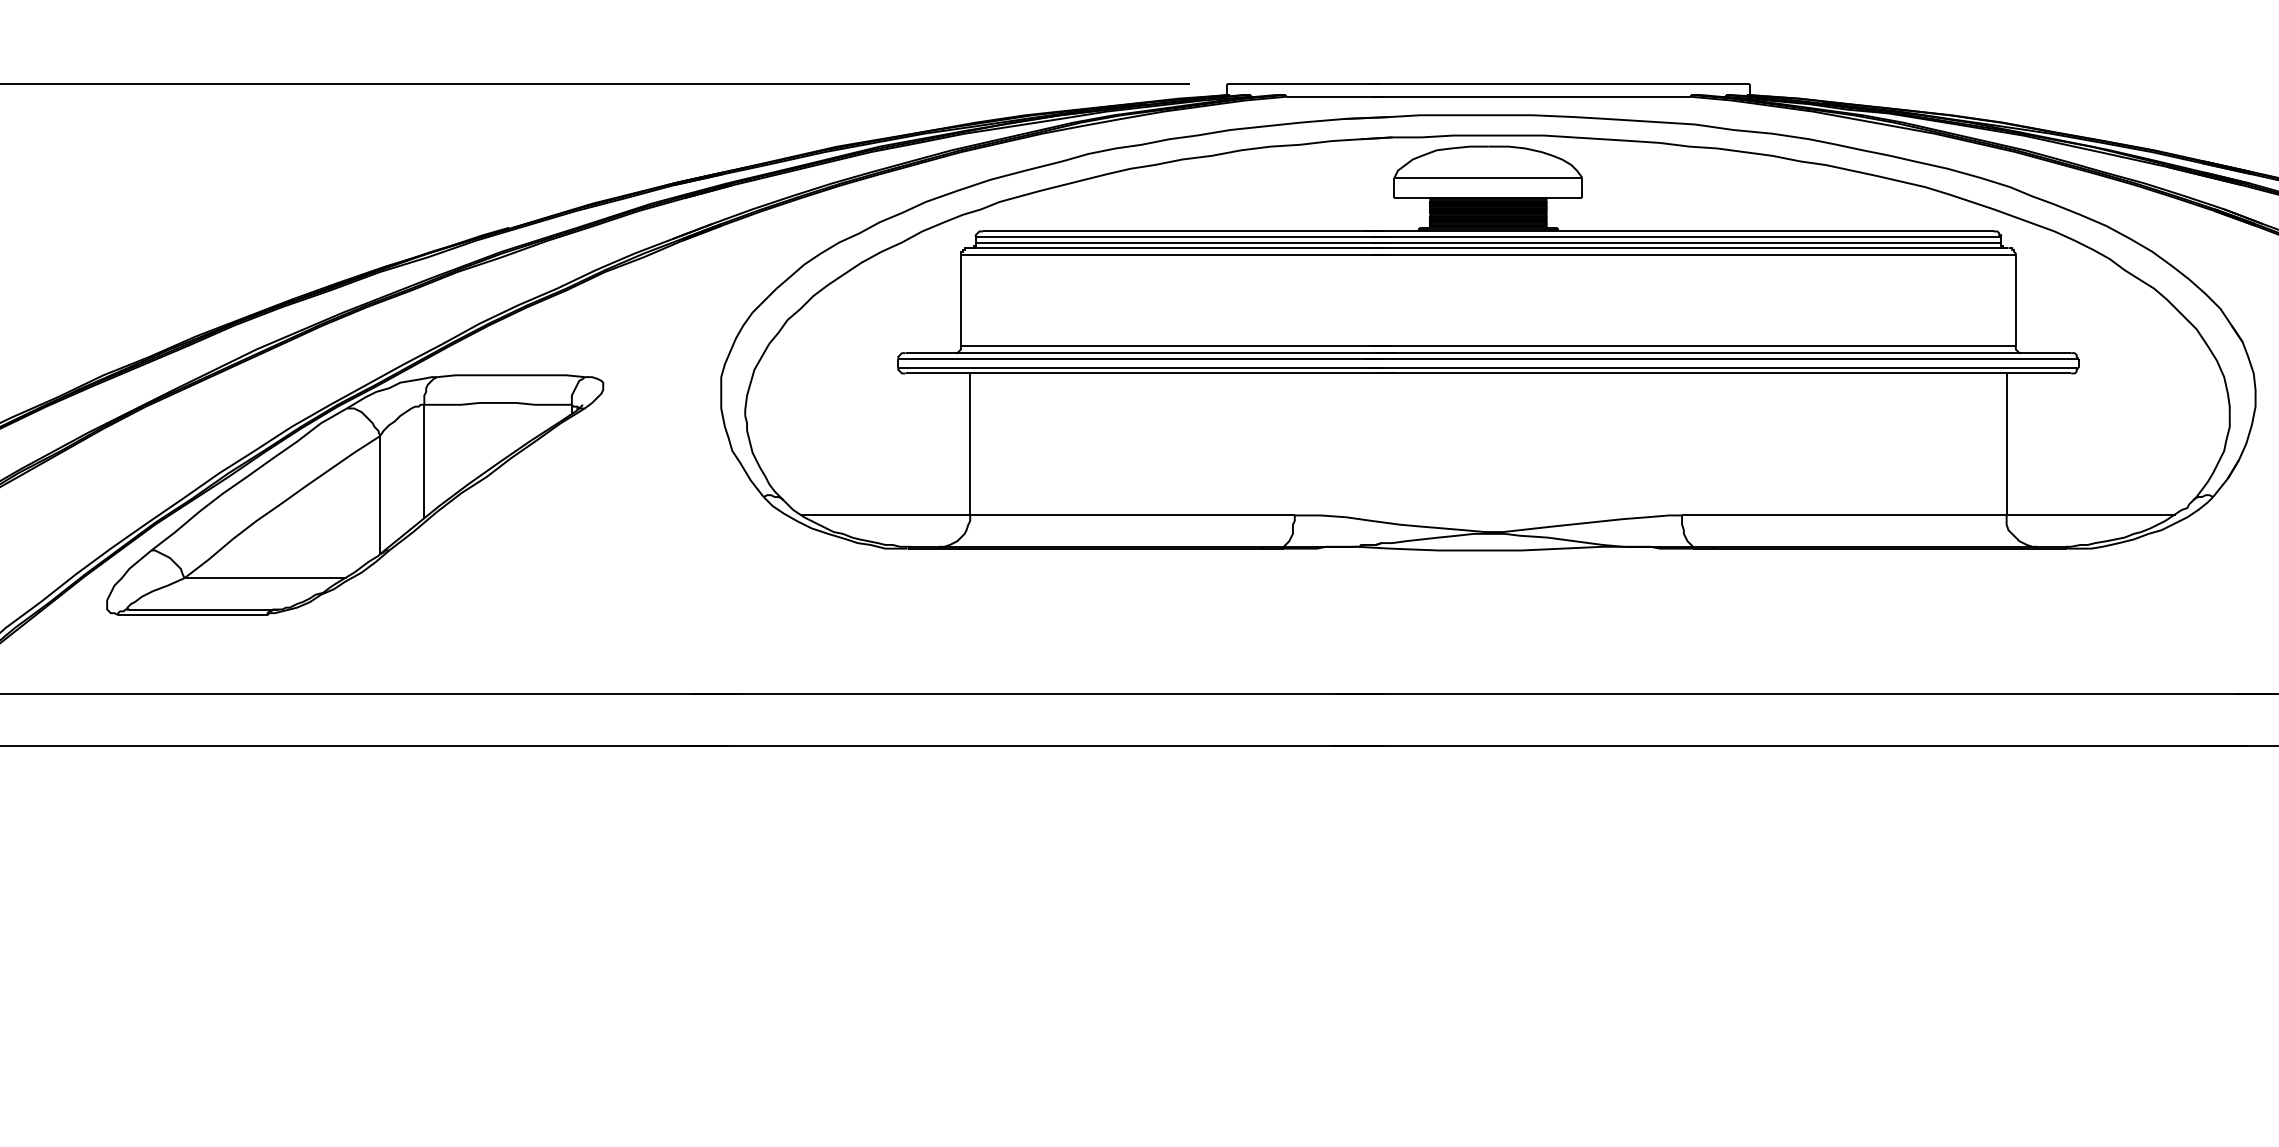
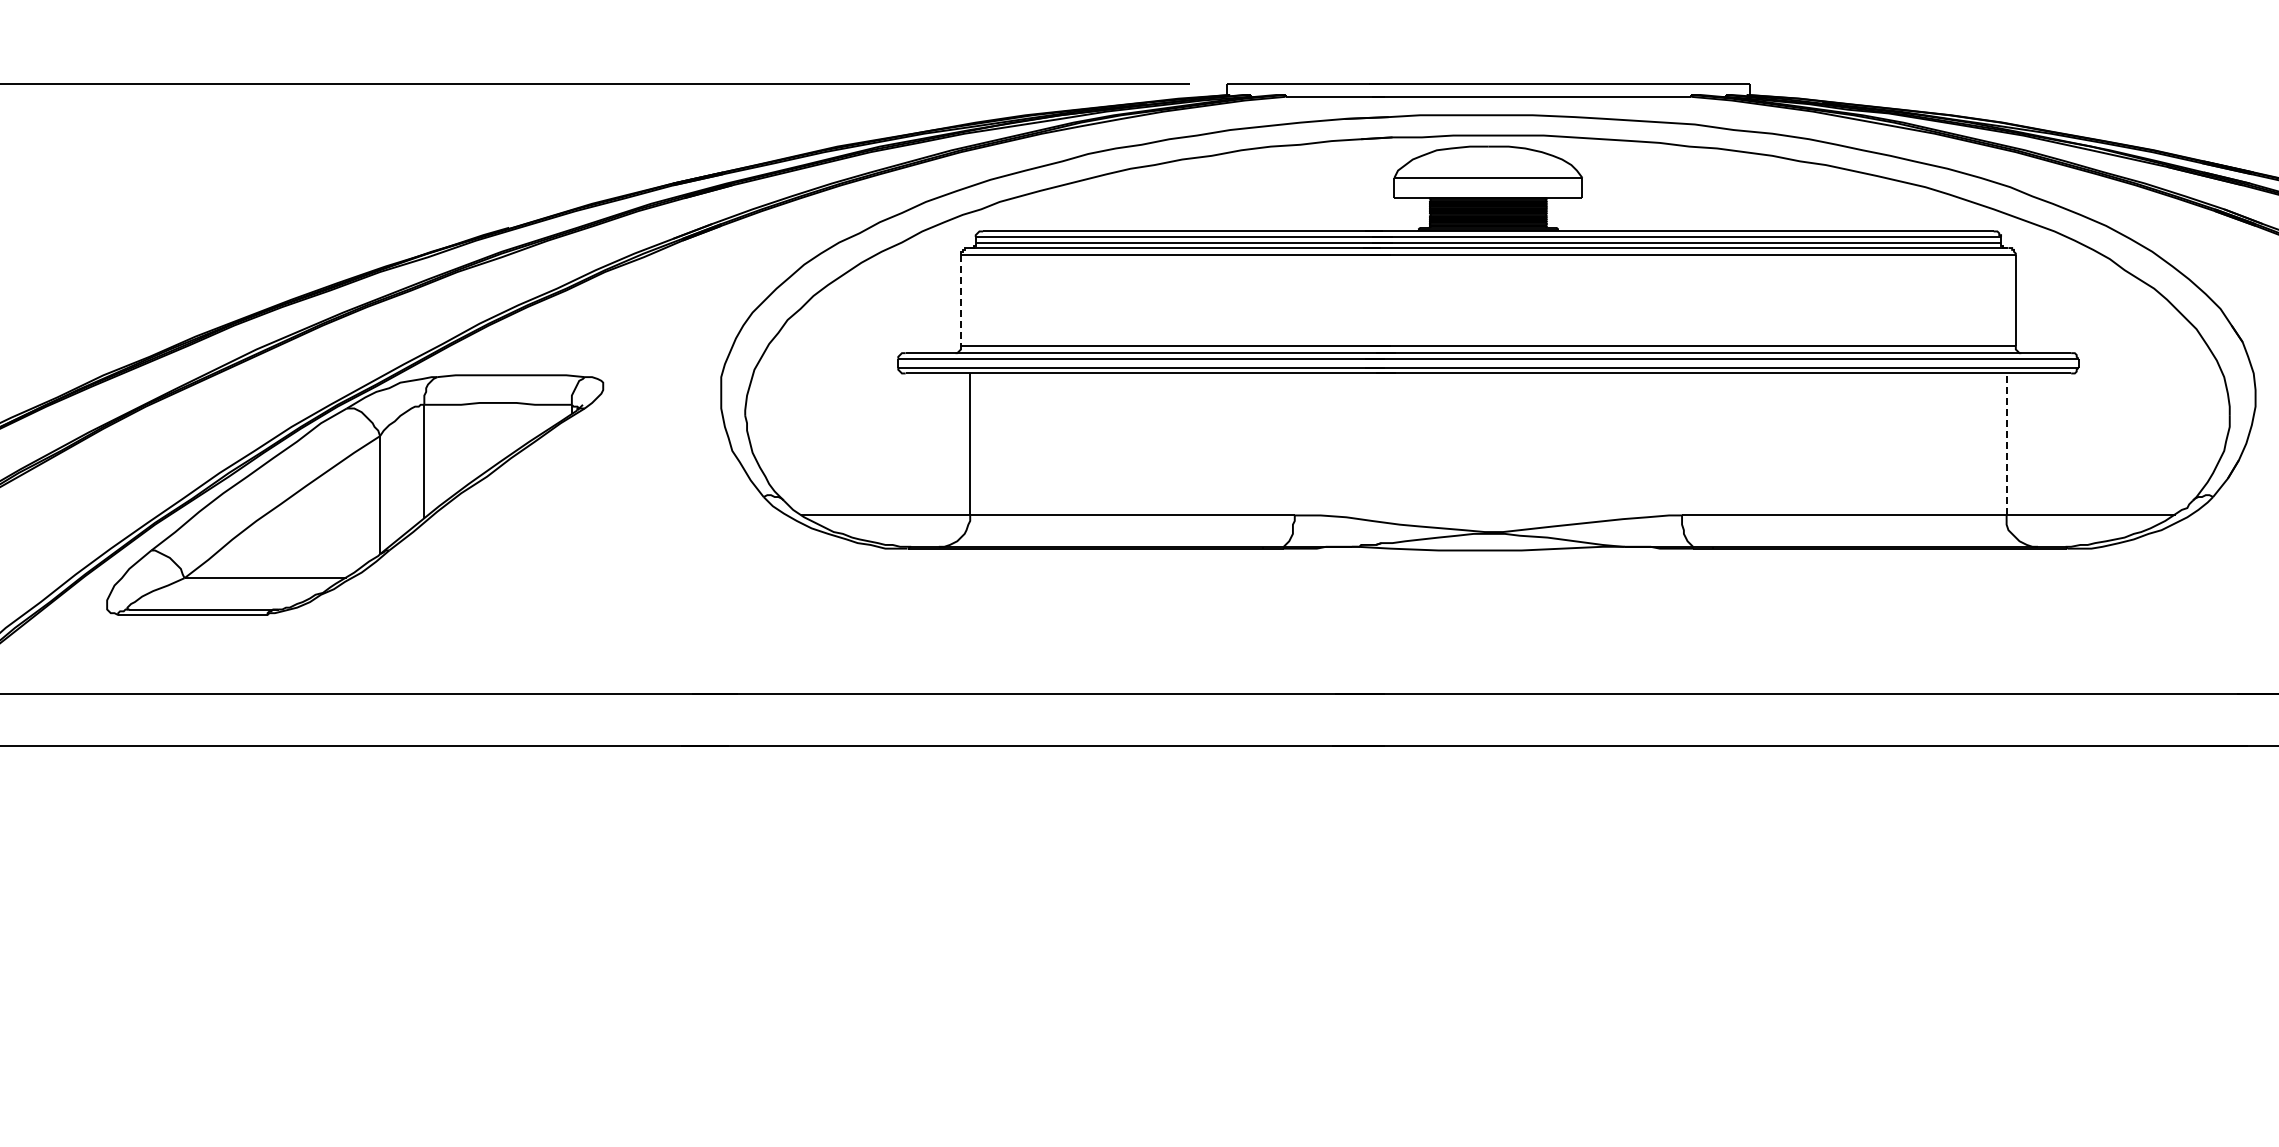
line: solid -> dashed (960, 301)
line: solid -> dashed (2006, 444)
